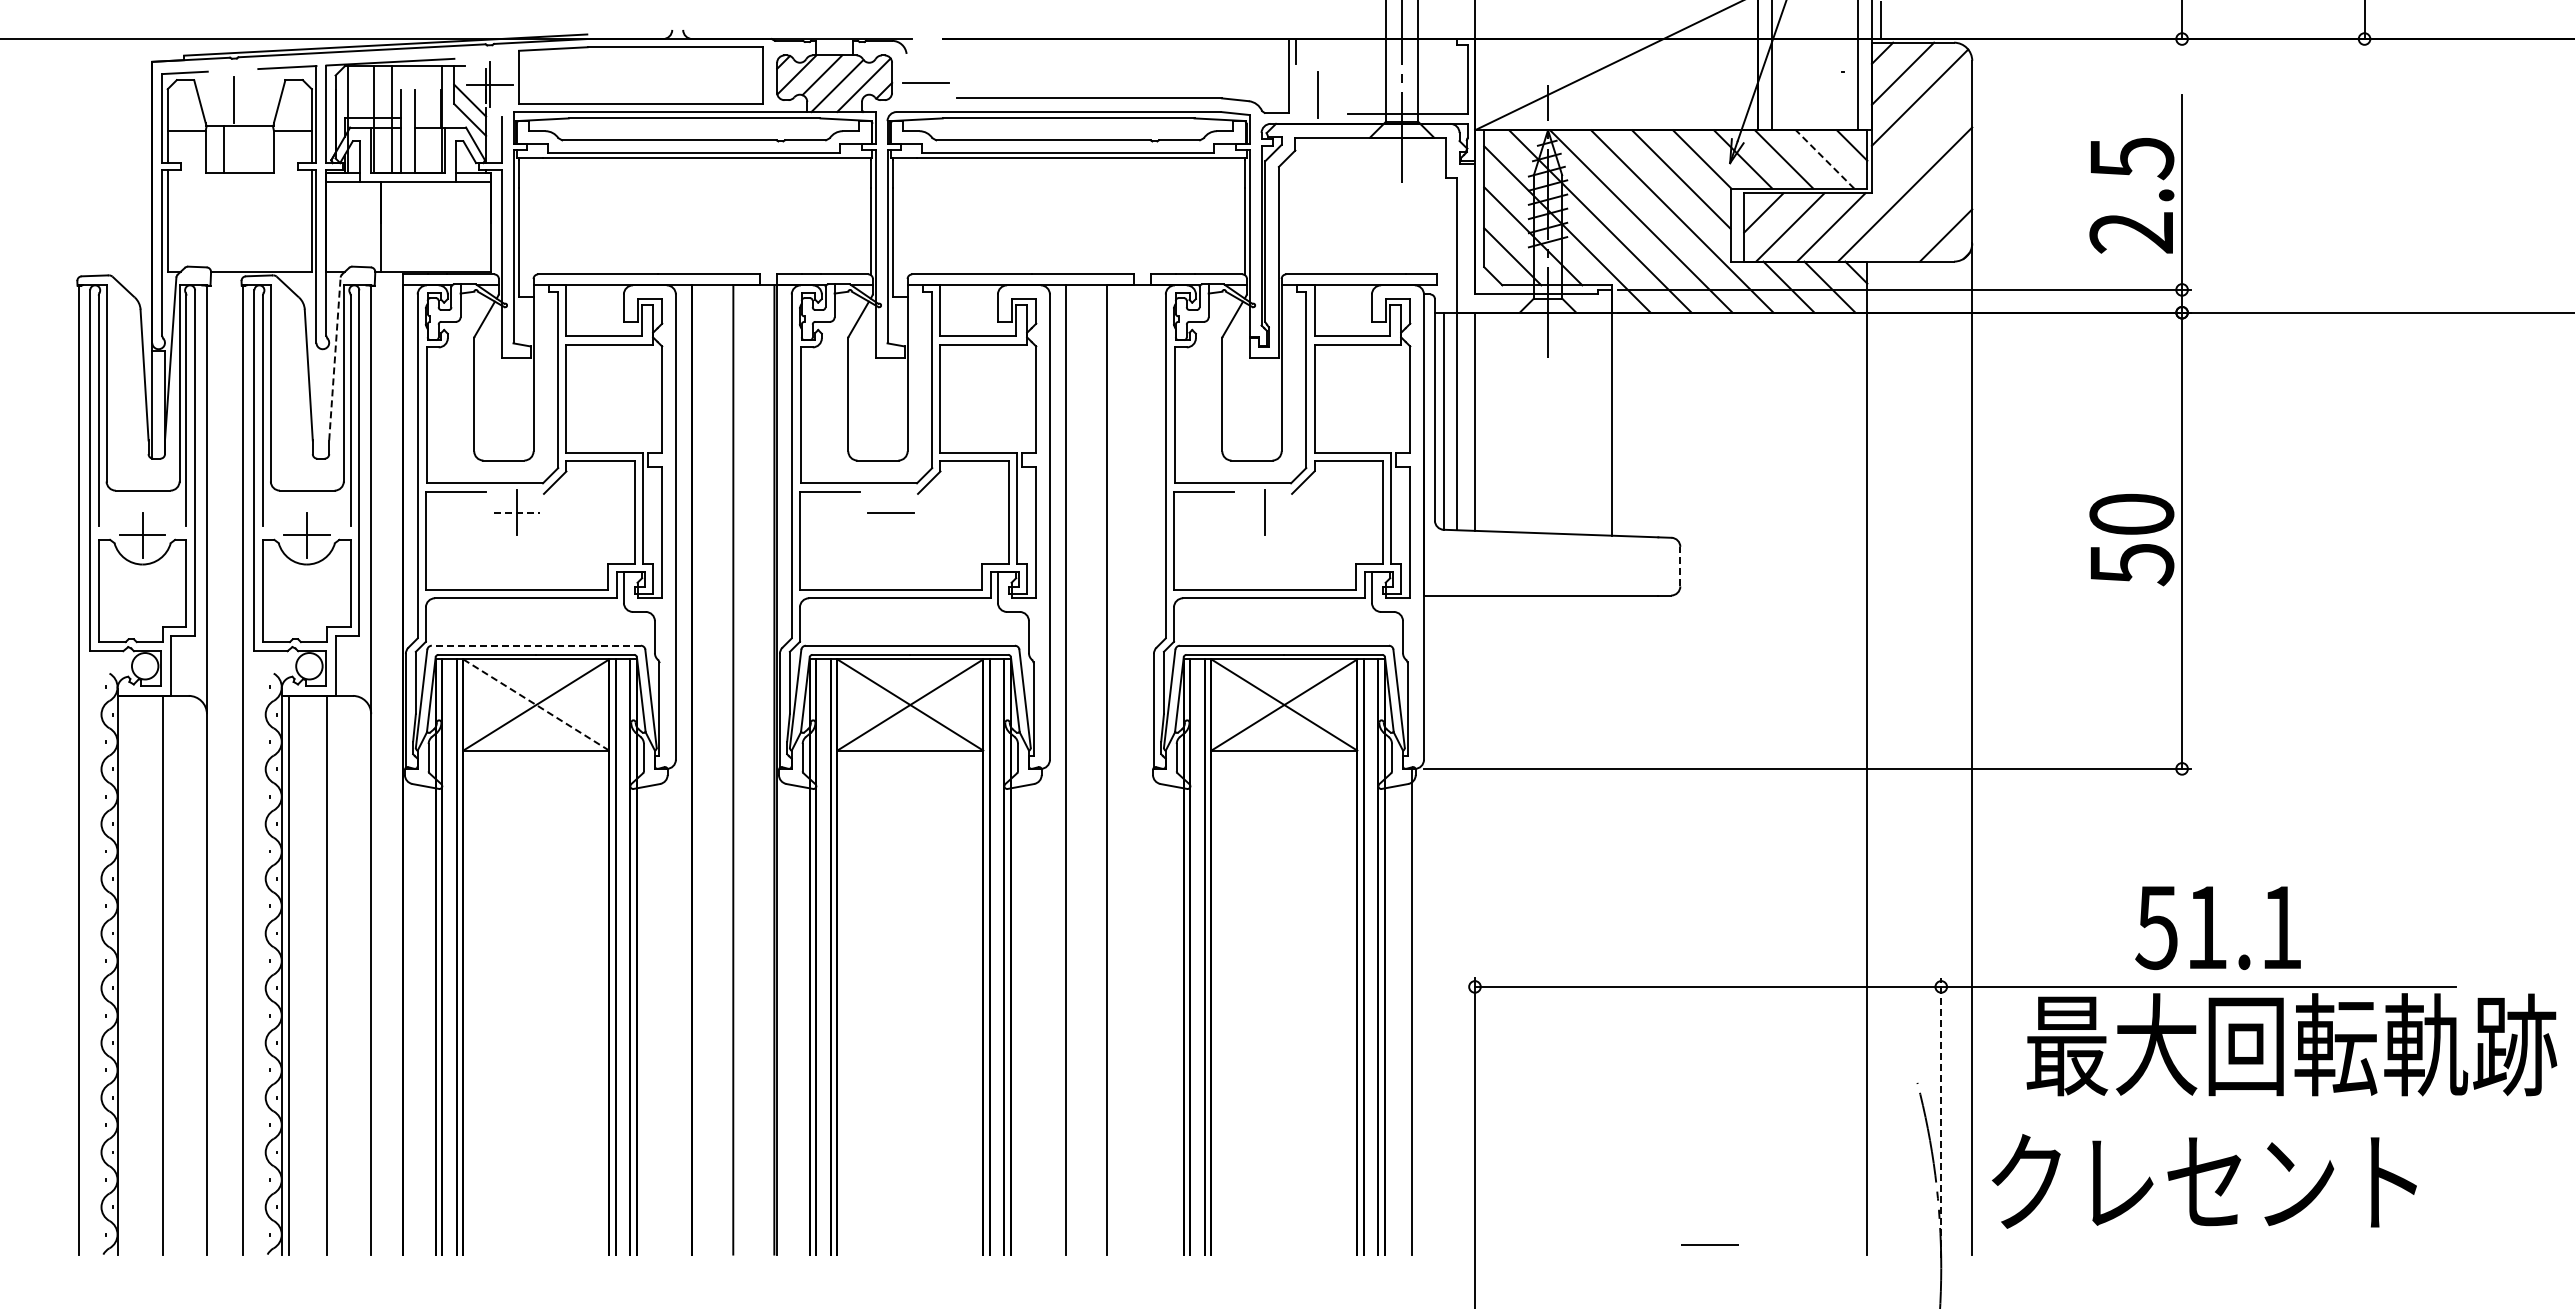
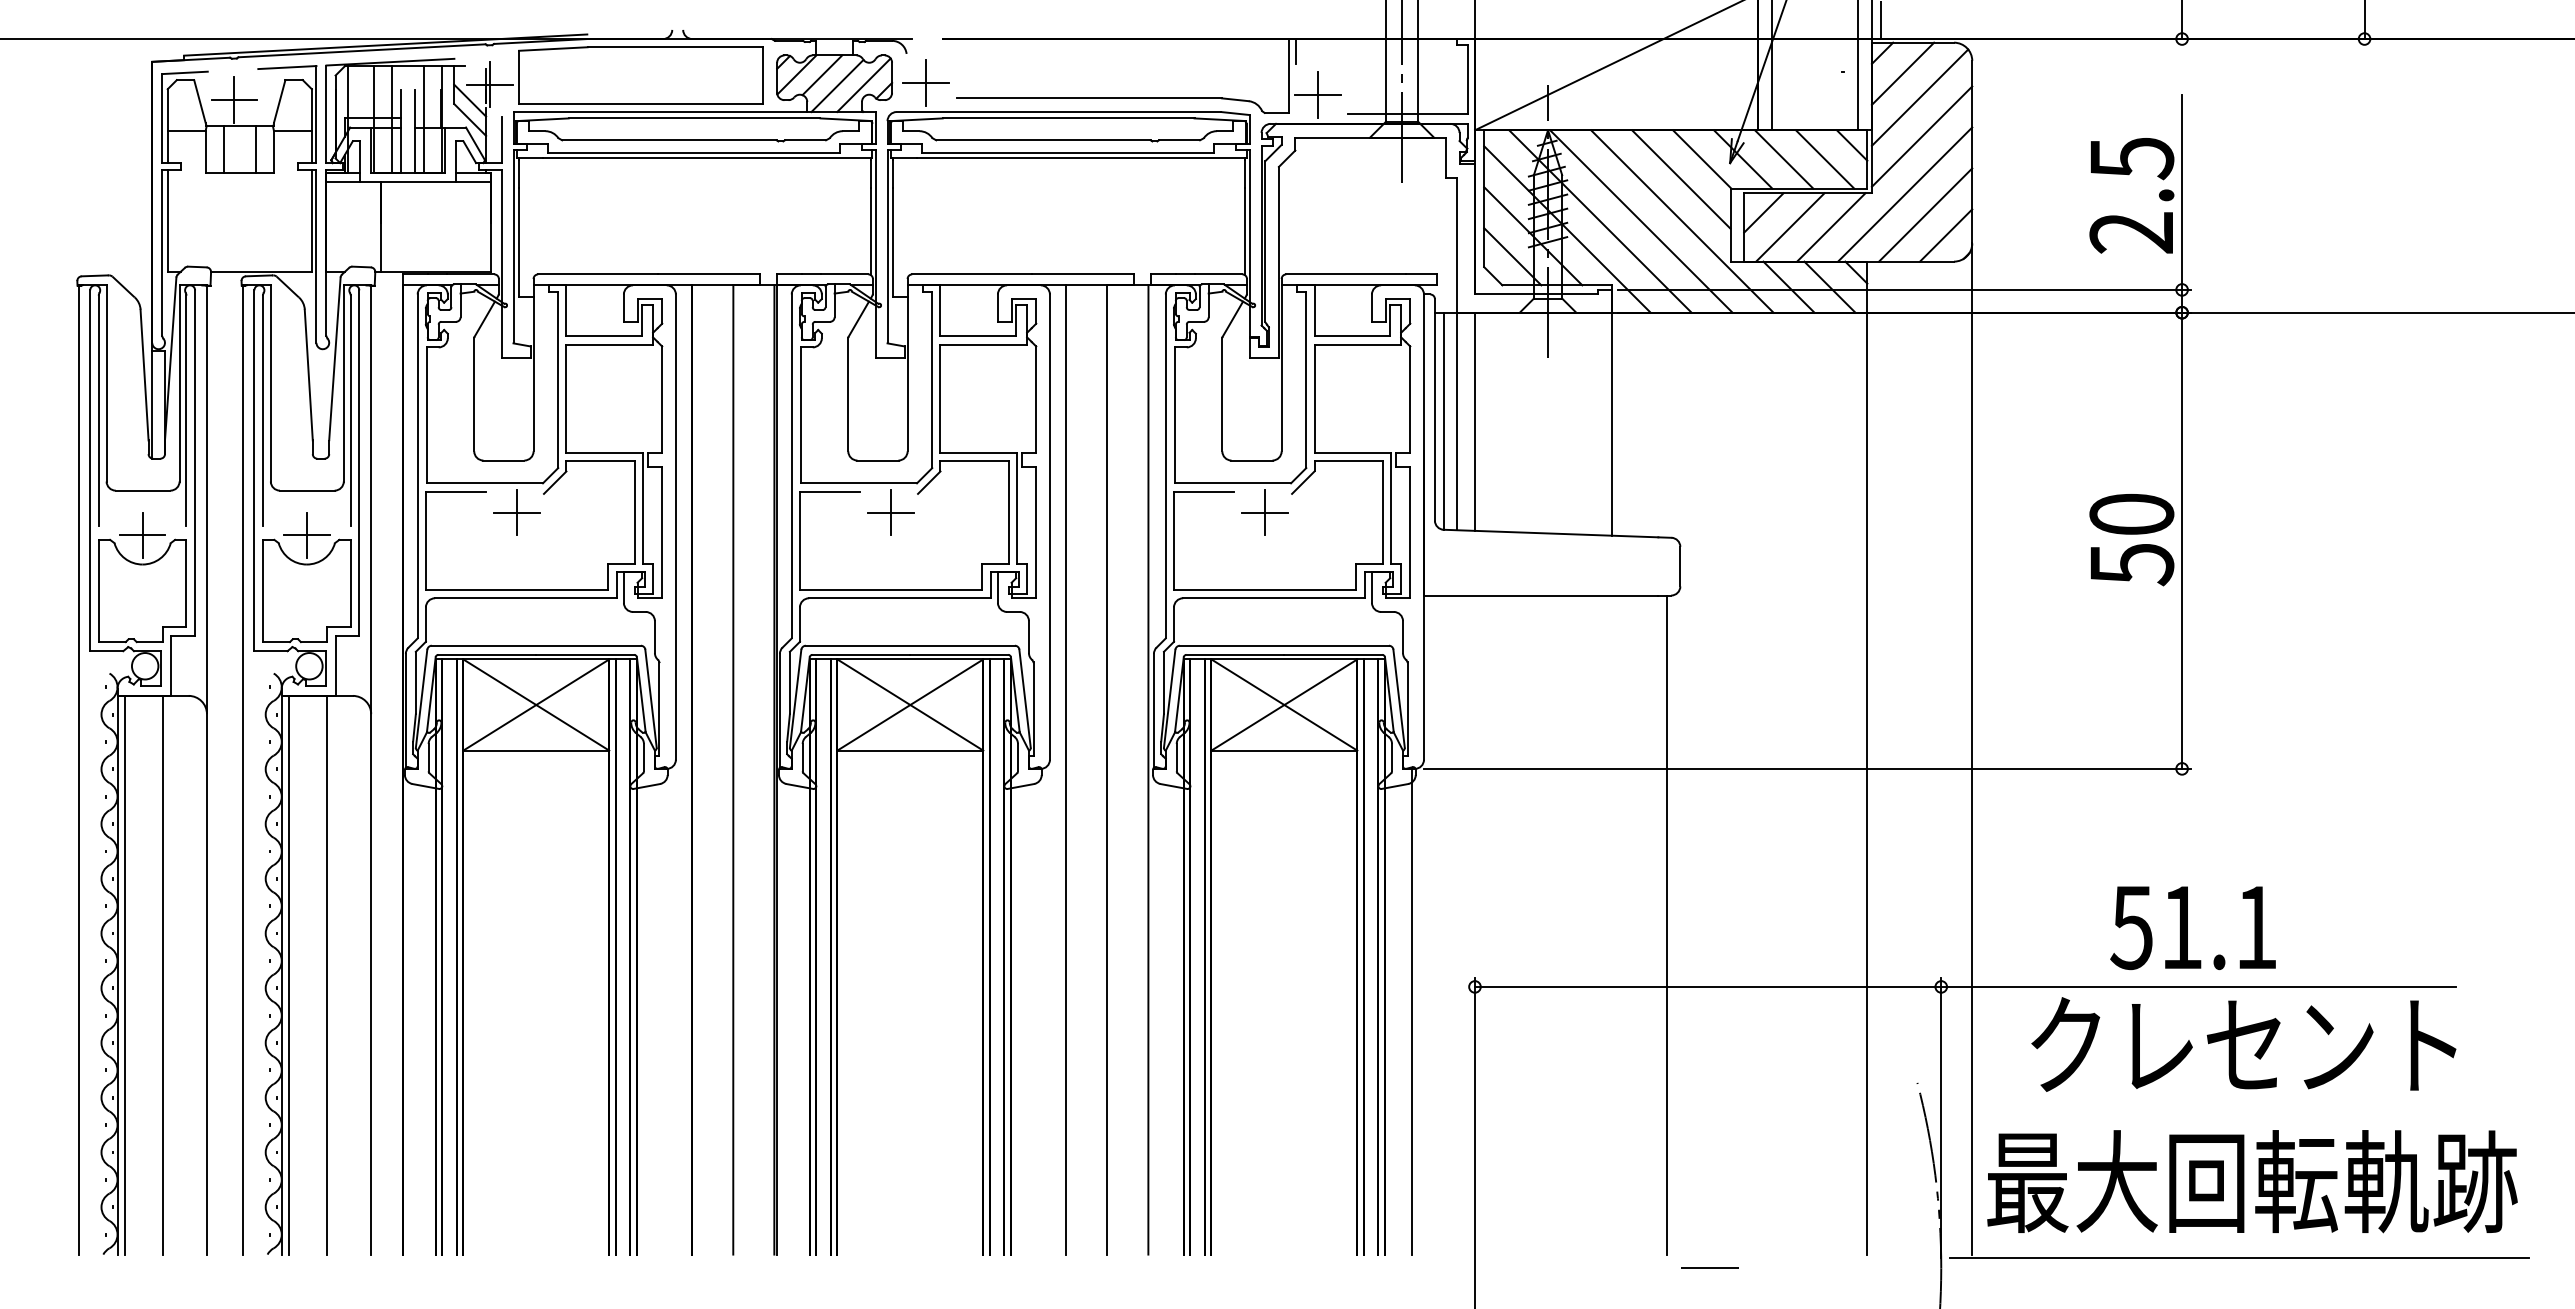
line: none -> present (925, 82)
line: none -> present (1317, 94)
line: none -> present (234, 100)
line: none -> present (424, 119)
line: none -> present (1921, 136)
line: none -> present (255, 149)
line: dashed -> solid (1824, 159)
line: none -> present (1925, 214)
line: dashed -> solid (334, 358)
line: dashed -> solid (517, 512)
line: none -> present (891, 512)
line: none -> present (1265, 512)
line: dashed -> solid (1680, 566)
line: dashed -> solid (536, 645)
line: dashed -> solid (536, 705)
line: none -> present (1148, 769)
line: none -> present (1666, 924)
text position: (2217, 928) -> (2192, 928) (2192, 928)
line: none -> present (124, 974)
text: 最大回転軌跡 -> クレセント (2291, 1044)
line: dashed -> solid (1941, 1117)
text: クレセント -> 最大回転軌跡 (2252, 1181)
line position: (1709, 1244) -> (1709, 1267) (1709, 1267)
line: none -> present (2239, 1258)
